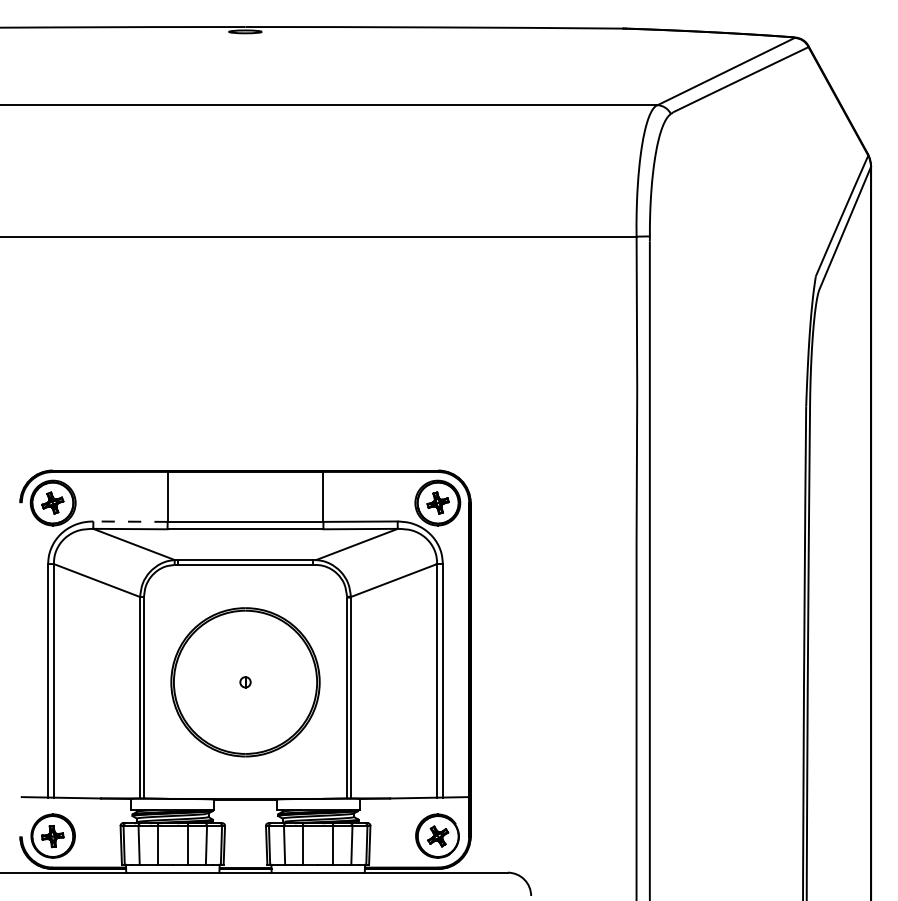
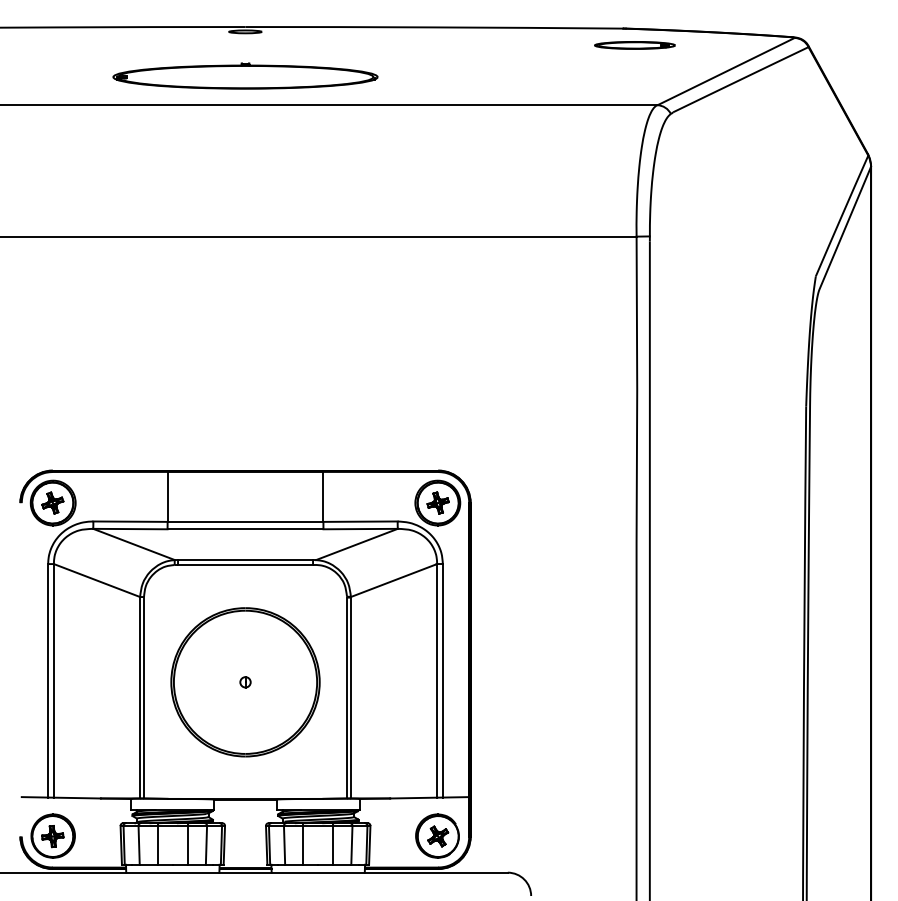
part: none -> present (634, 45)
part: none -> present (245, 75)
line: dashed -> solid (130, 521)
